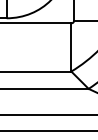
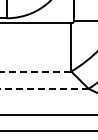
line: solid -> dashed (35, 71)
line: solid -> dashed (44, 88)
